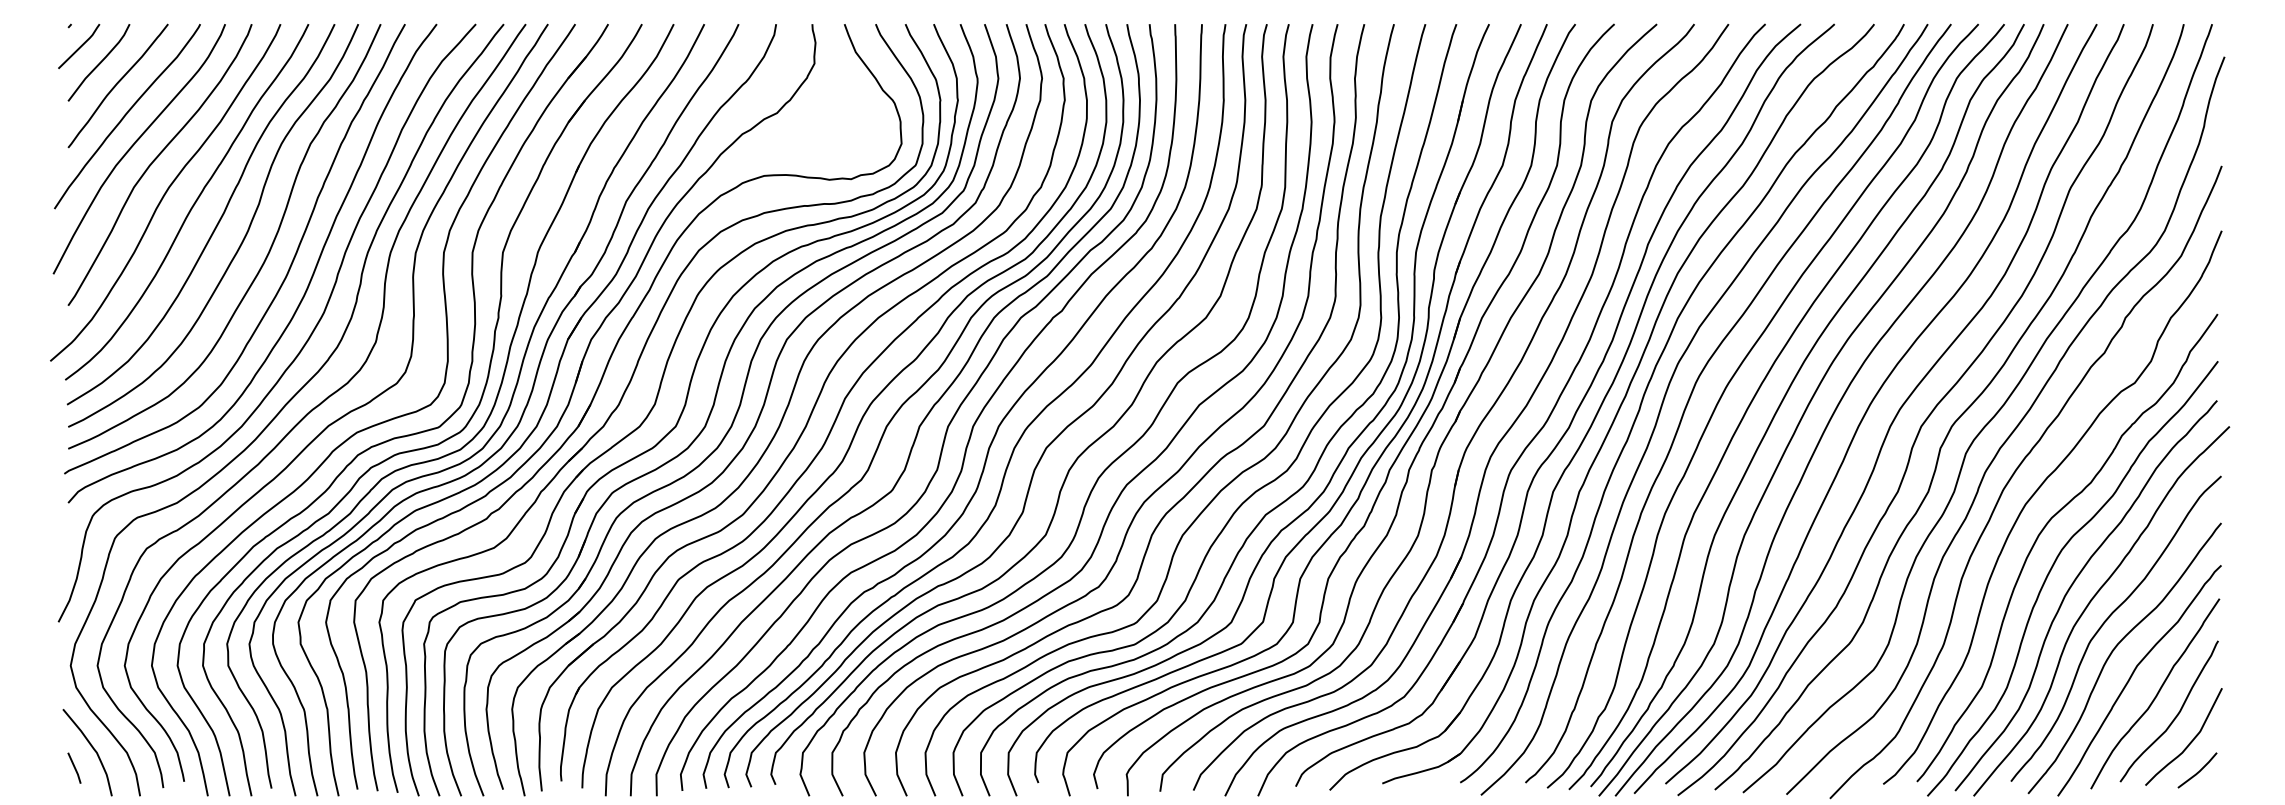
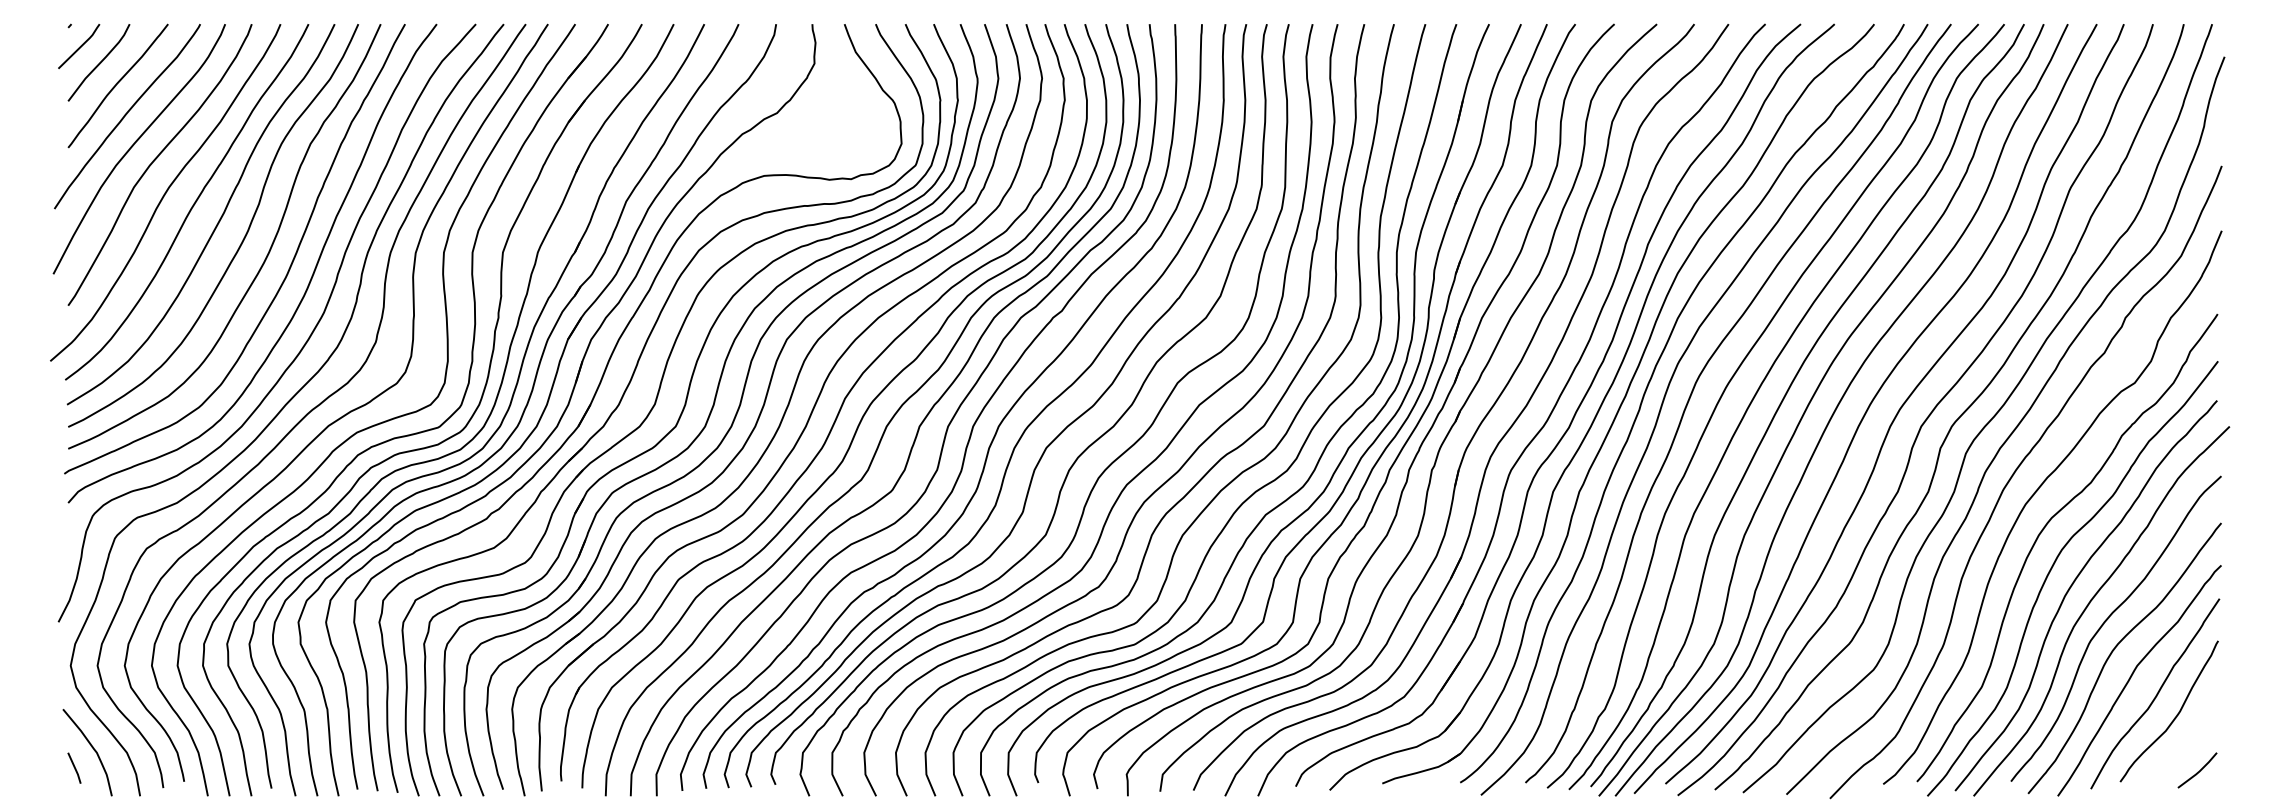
curve: present -> none (2189, 742)
